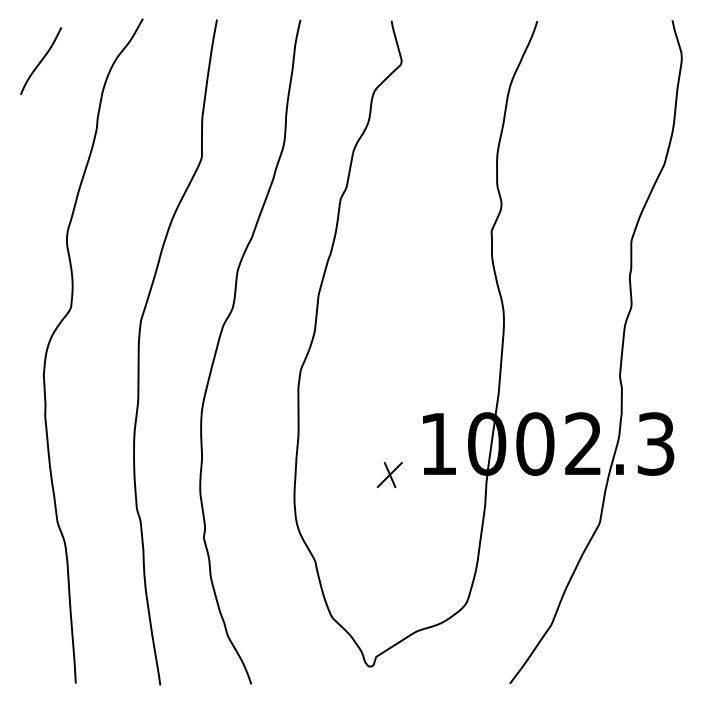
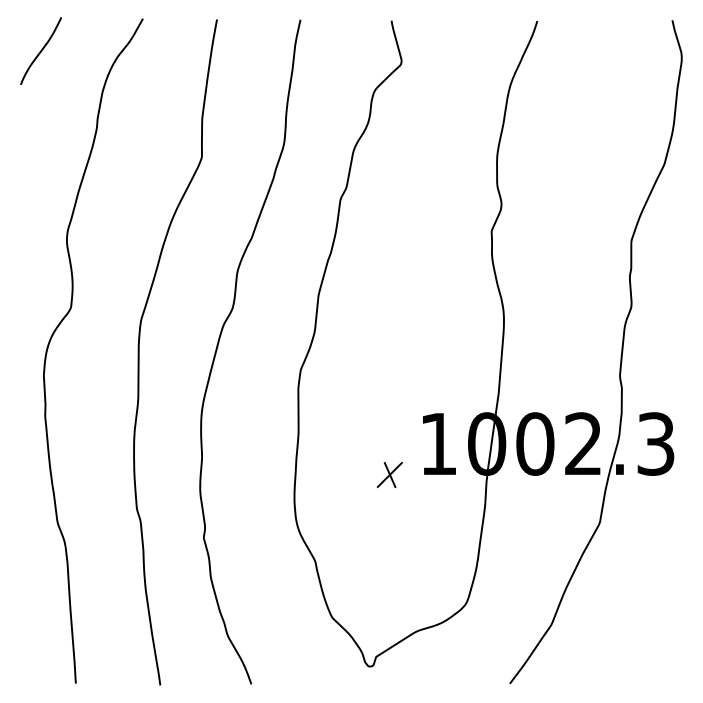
curve position: (40, 60) -> (40, 50) (40, 50)
